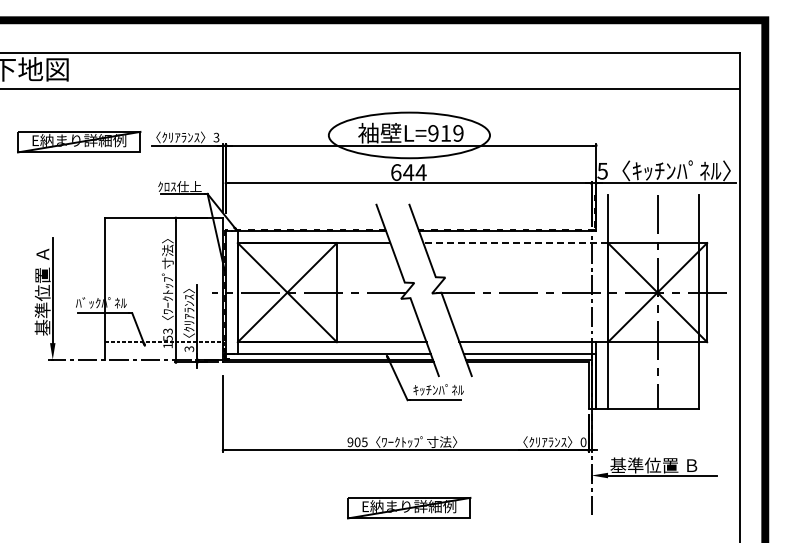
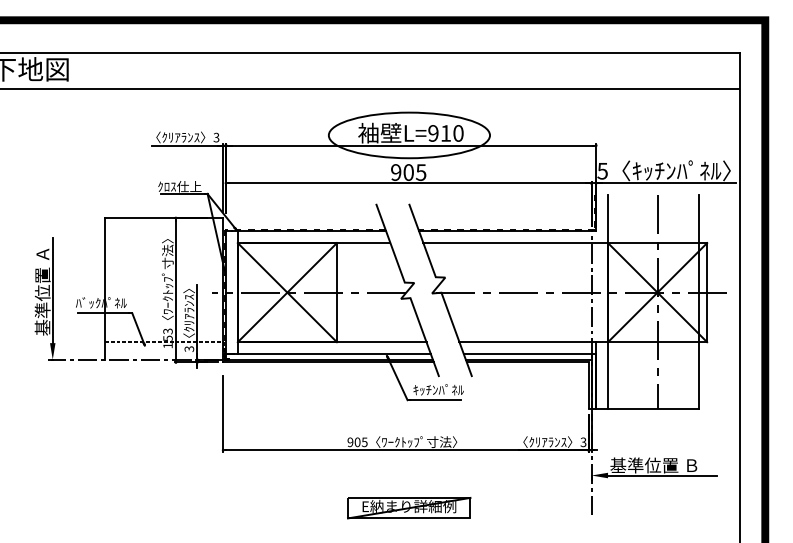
text: L=919 -> L=910 (458, 133)
part: present -> none (79, 142)
text: 644 -> 905 (408, 172)
line: dashed -> solid (515, 243)
text: 0 -> 3 (583, 442)
